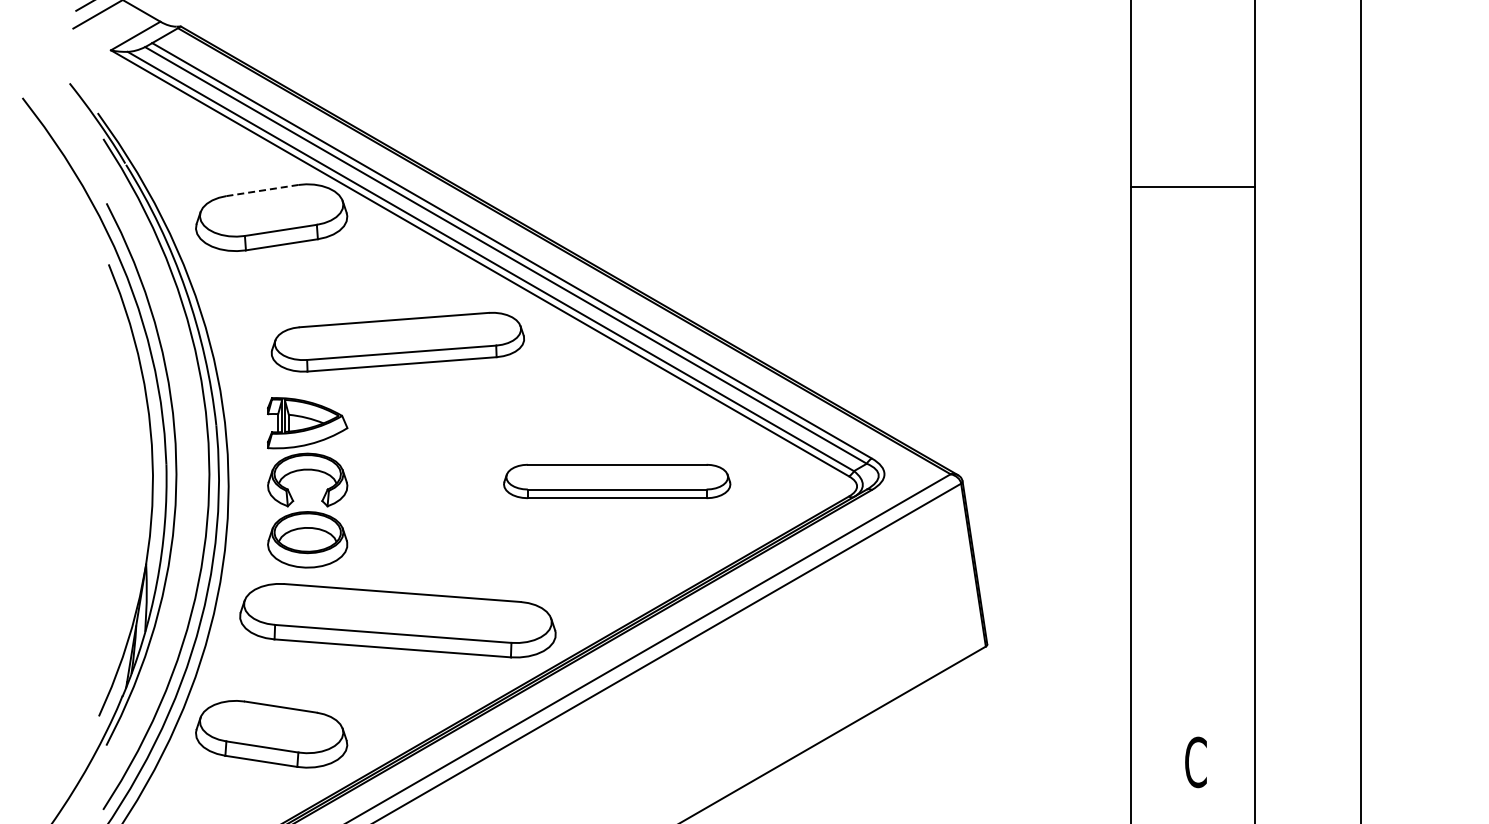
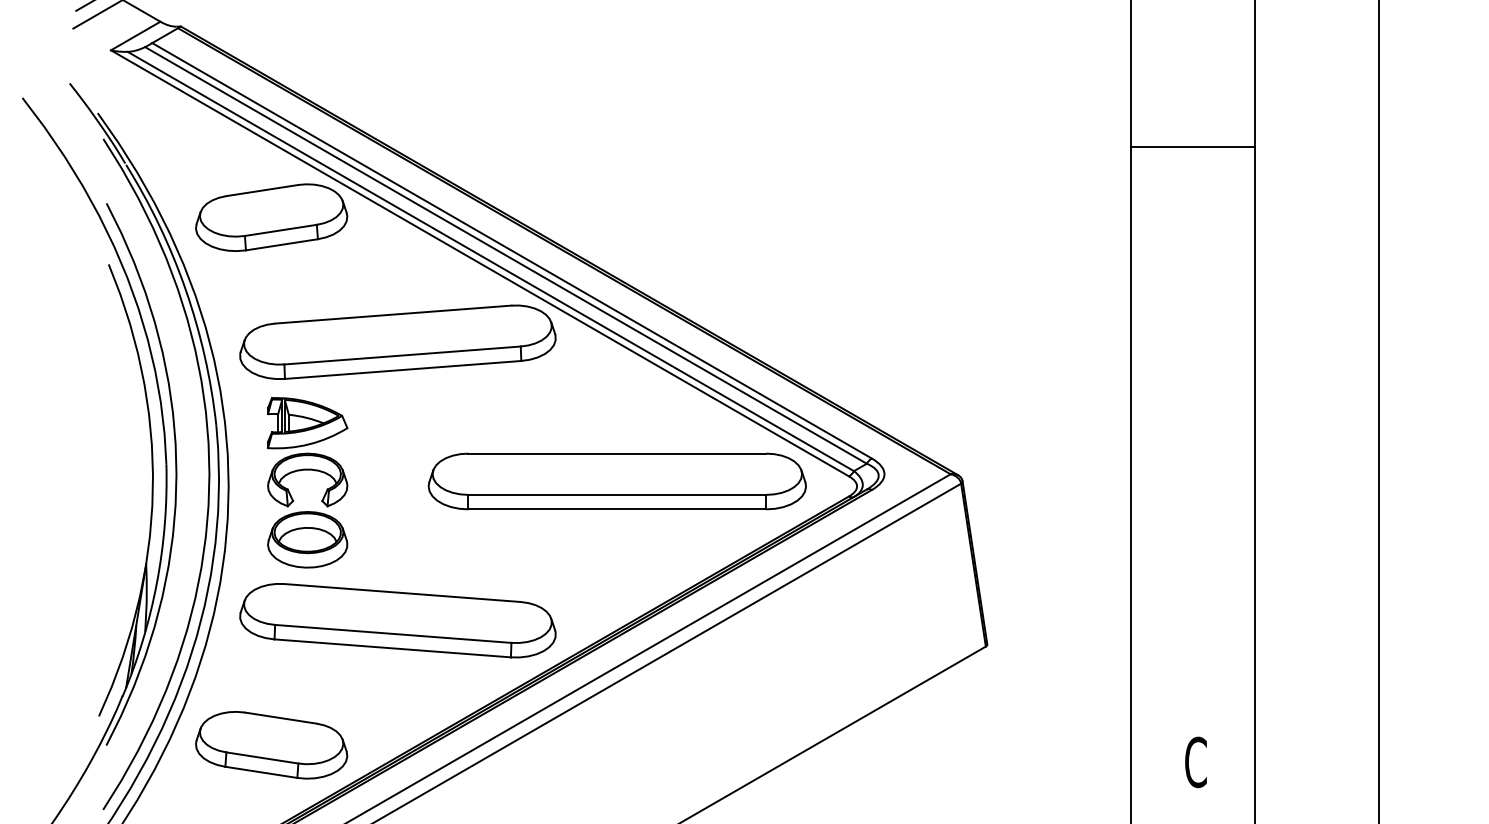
line position: (1192, 187) -> (1192, 147) (1192, 147)
line: dashed -> solid (262, 190)
part size: 255x62 px -> 318x76 px (397, 341)
line position: (1361, 411) -> (1379, 411) (1379, 411)
part size: 229x36 px -> 380x59 px (616, 481)
part position: (271, 734) -> (271, 745) (271, 745)
